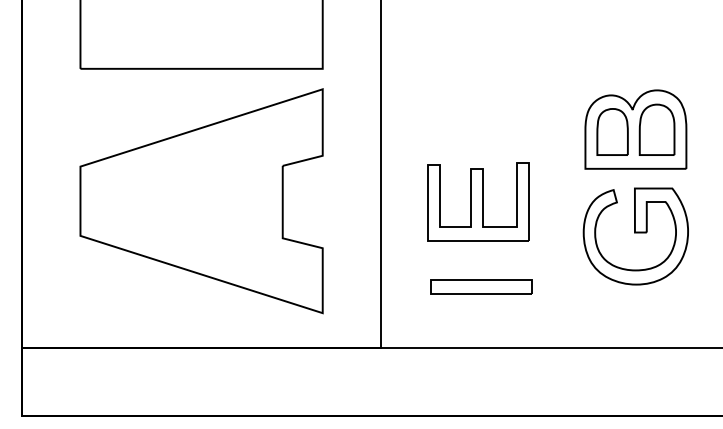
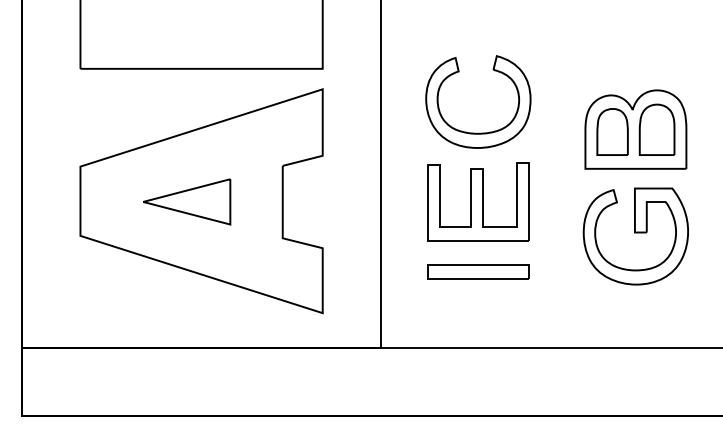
part: none -> present (478, 132)
part: none -> present (187, 201)
part position: (481, 286) -> (478, 271) (478, 271)
